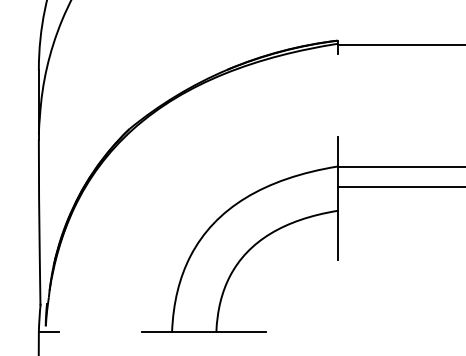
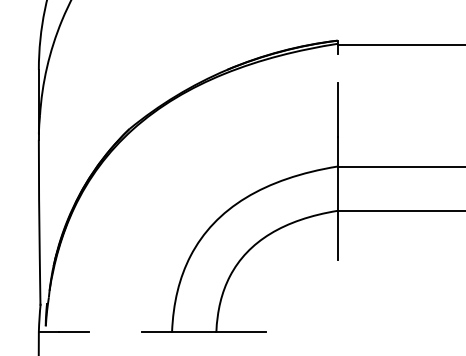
line: none -> present (337, 109)
line position: (399, 186) -> (399, 210) (399, 210)
line: none -> present (73, 332)
